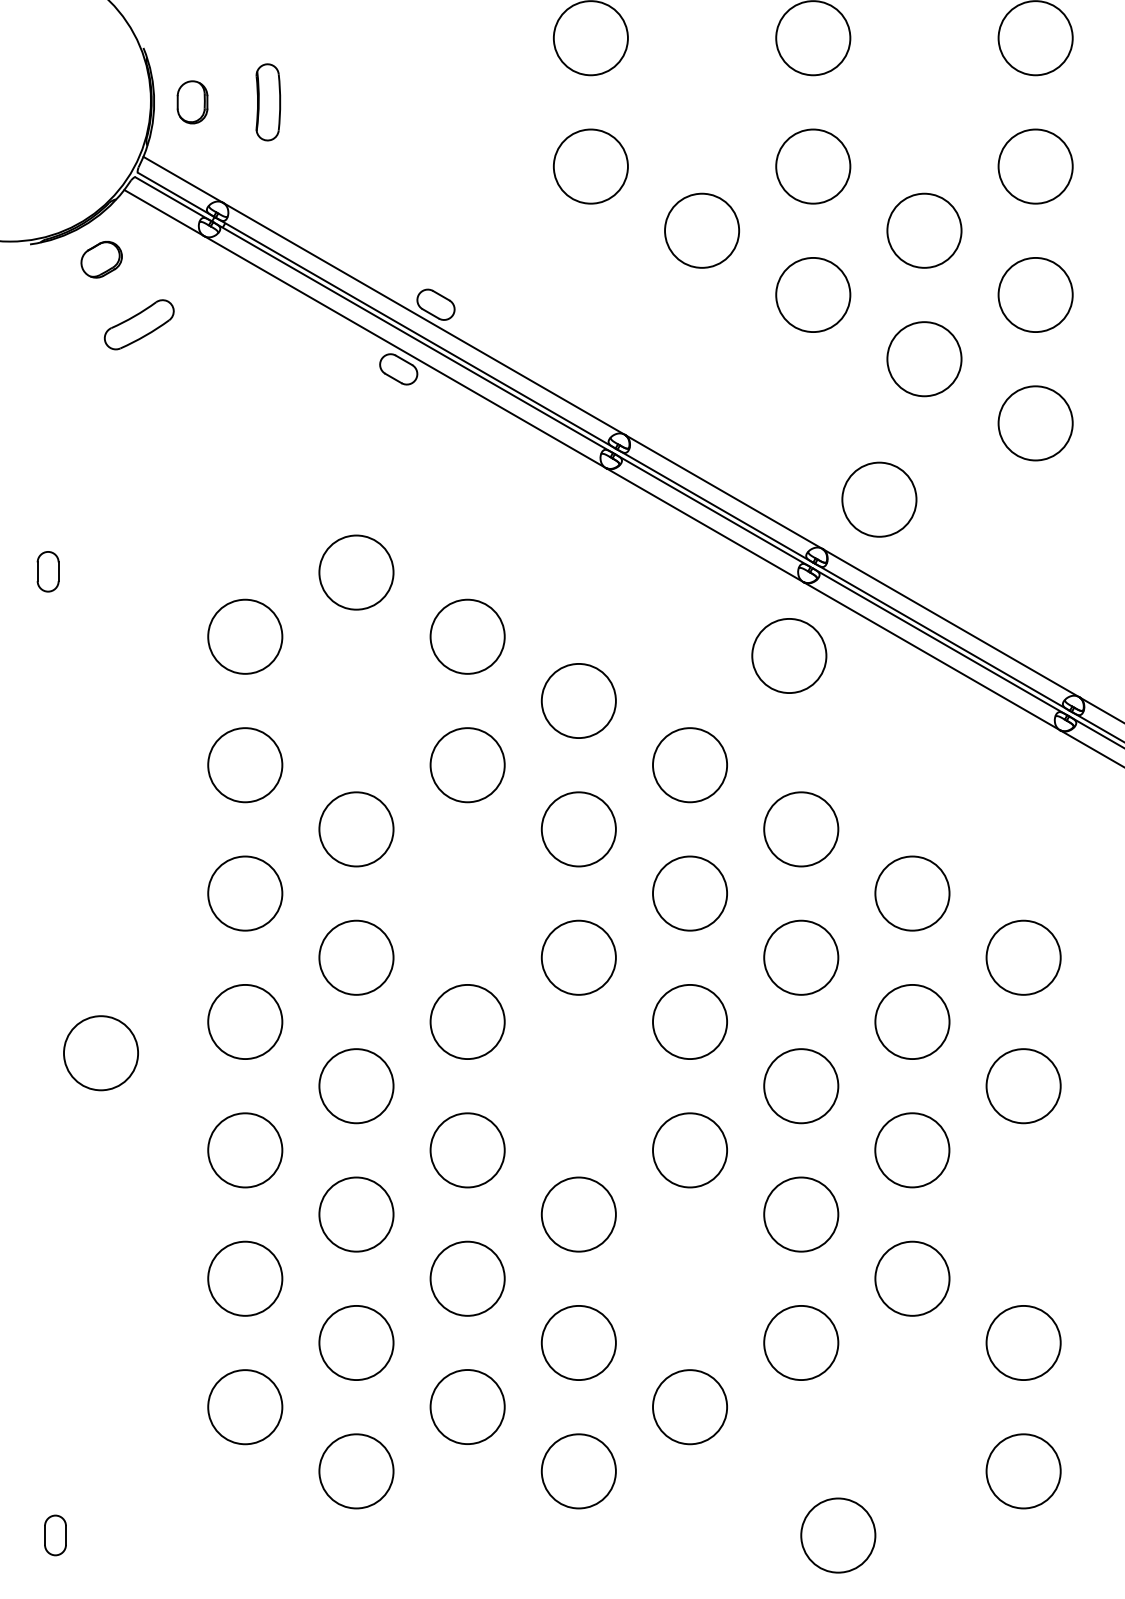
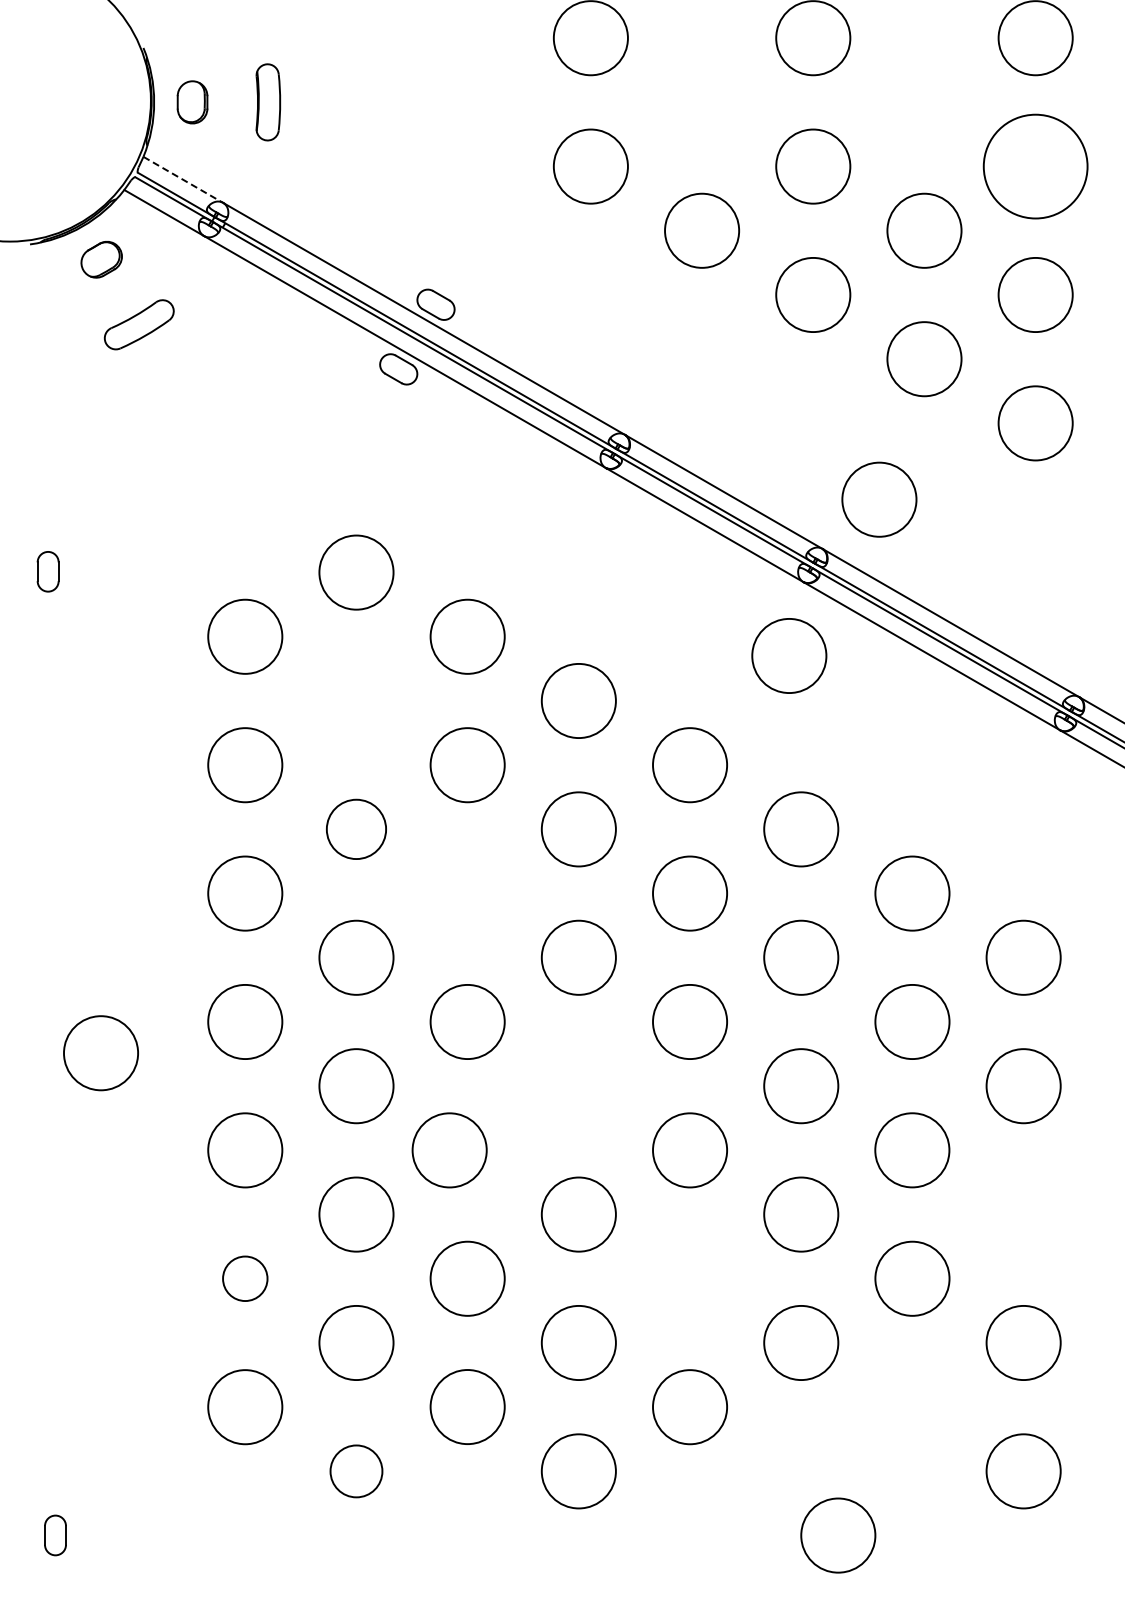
circle diameter: 74 px -> 104 px (1035, 166)
line: solid -> dashed (183, 179)
circle diameter: 74 px -> 59 px (356, 829)
circle position: (467, 1150) -> (449, 1150) (449, 1150)
circle diameter: 74 px -> 44 px (245, 1278)
circle size: 77x77 px -> 55x55 px (356, 1471)
